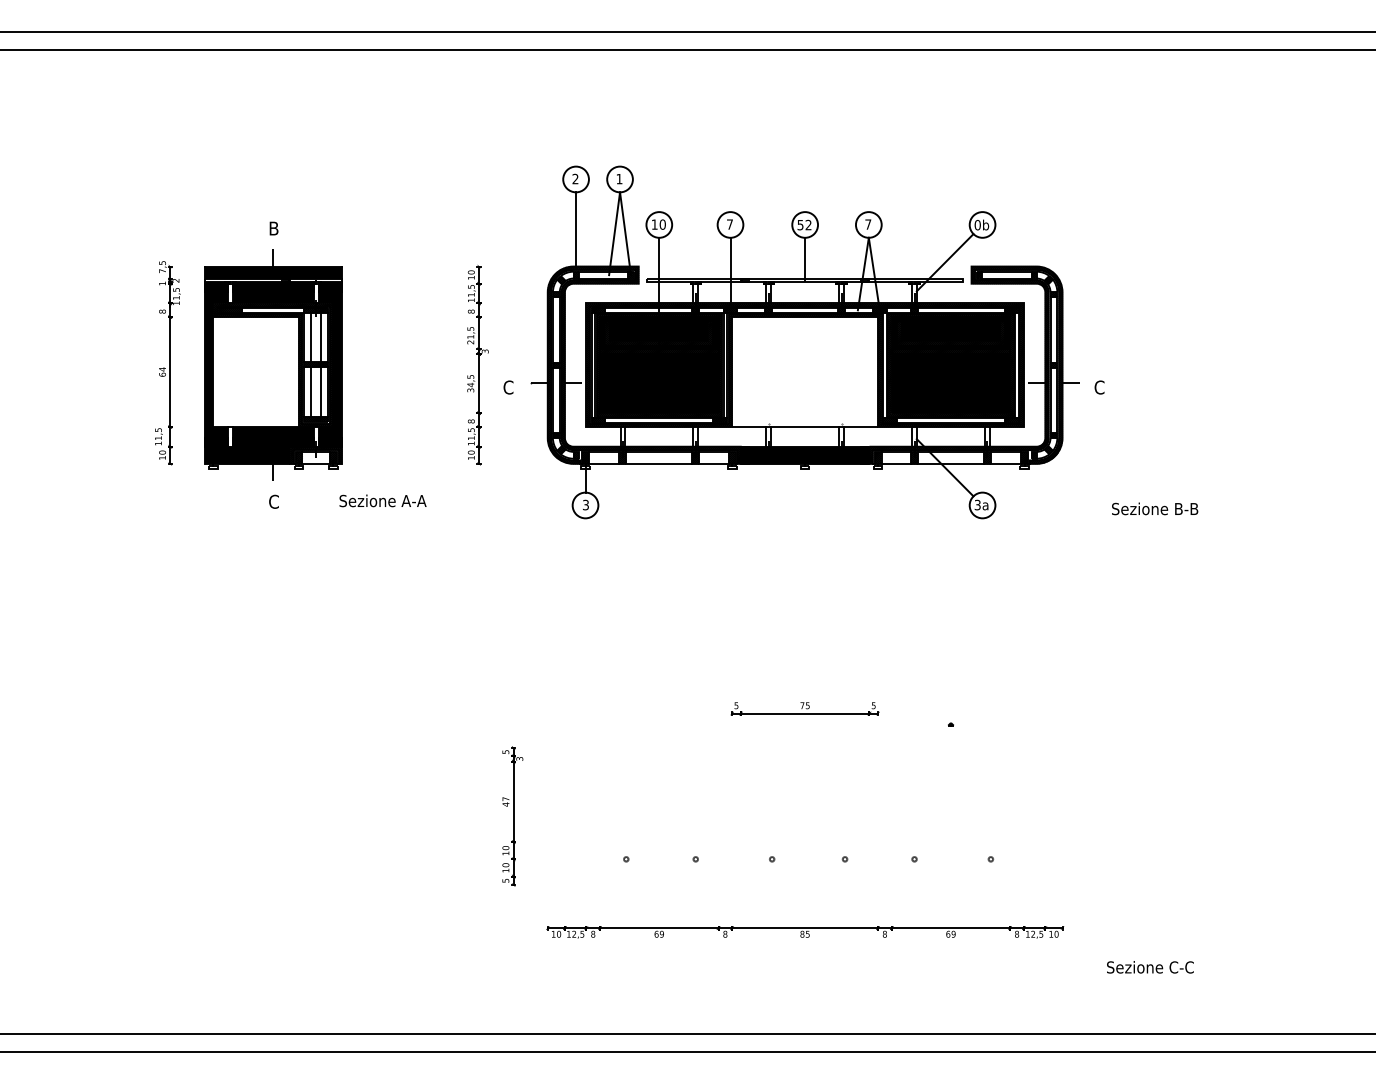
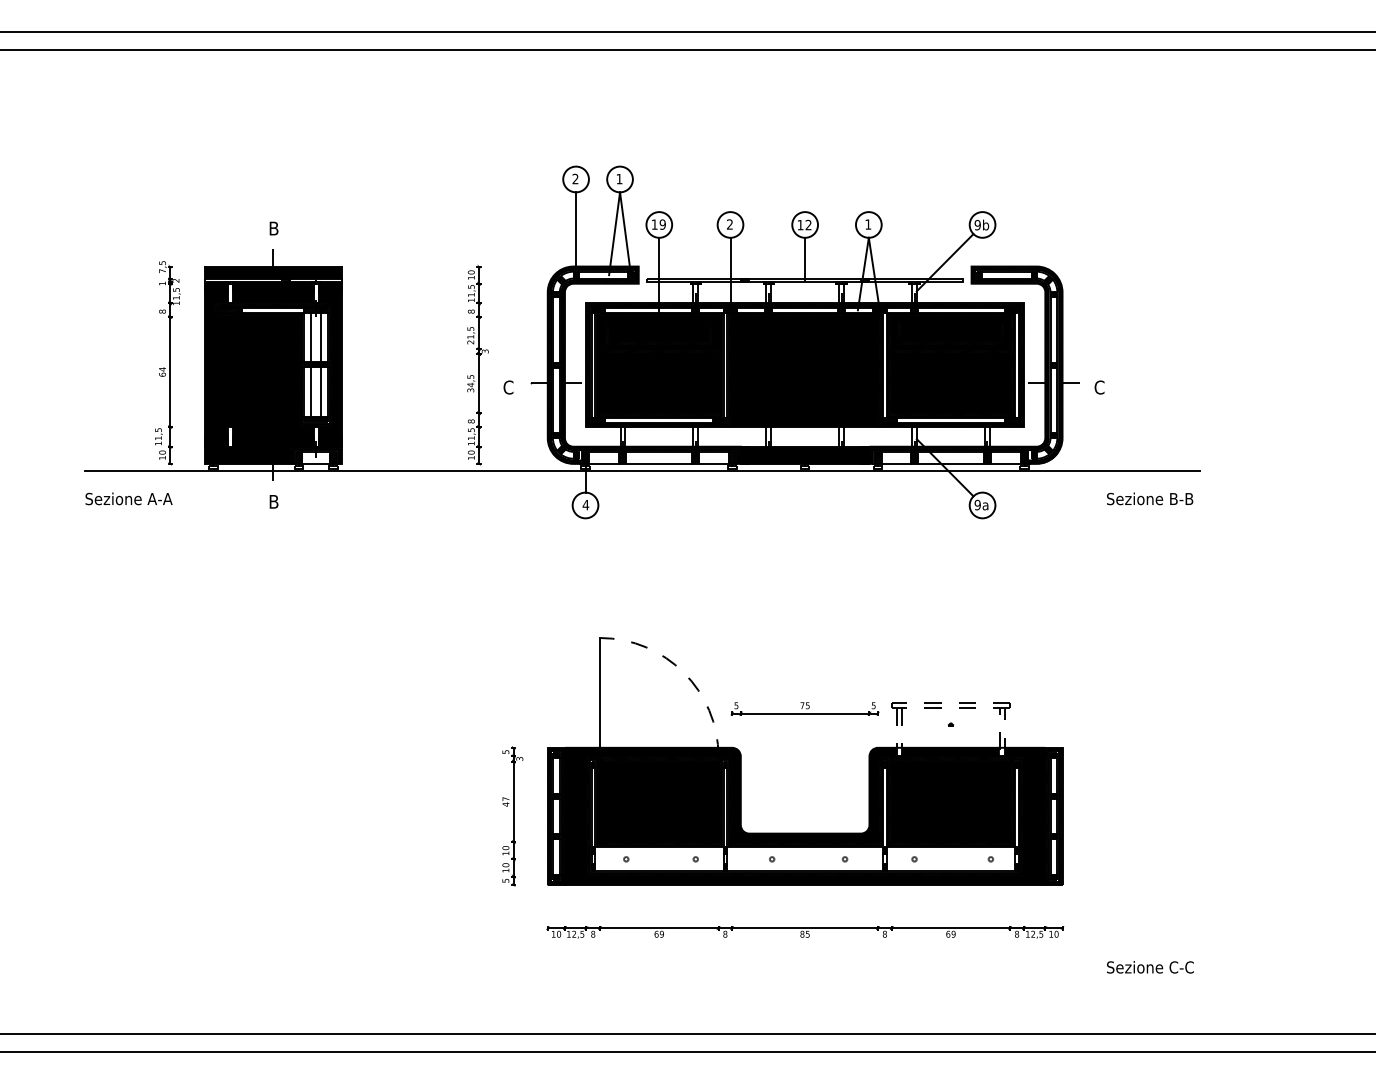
text: 10 -> 19 (662, 224)
text: 7 -> 2 (729, 224)
text: 7 -> 1 (868, 224)
text: 52 -> 12 (800, 225)
text: 0b -> 9b (977, 225)
fill: none -> present (256, 371)
fill: none -> present (805, 371)
line: none -> present (641, 470)
text position: (382, 500) -> (128, 498) (128, 498)
text: C -> B (273, 501)
text: 3 -> 4 (585, 504)
text: 3a -> 9a (977, 504)
text position: (1155, 508) -> (1150, 498) (1150, 498)
part: none -> present (868, 761)
